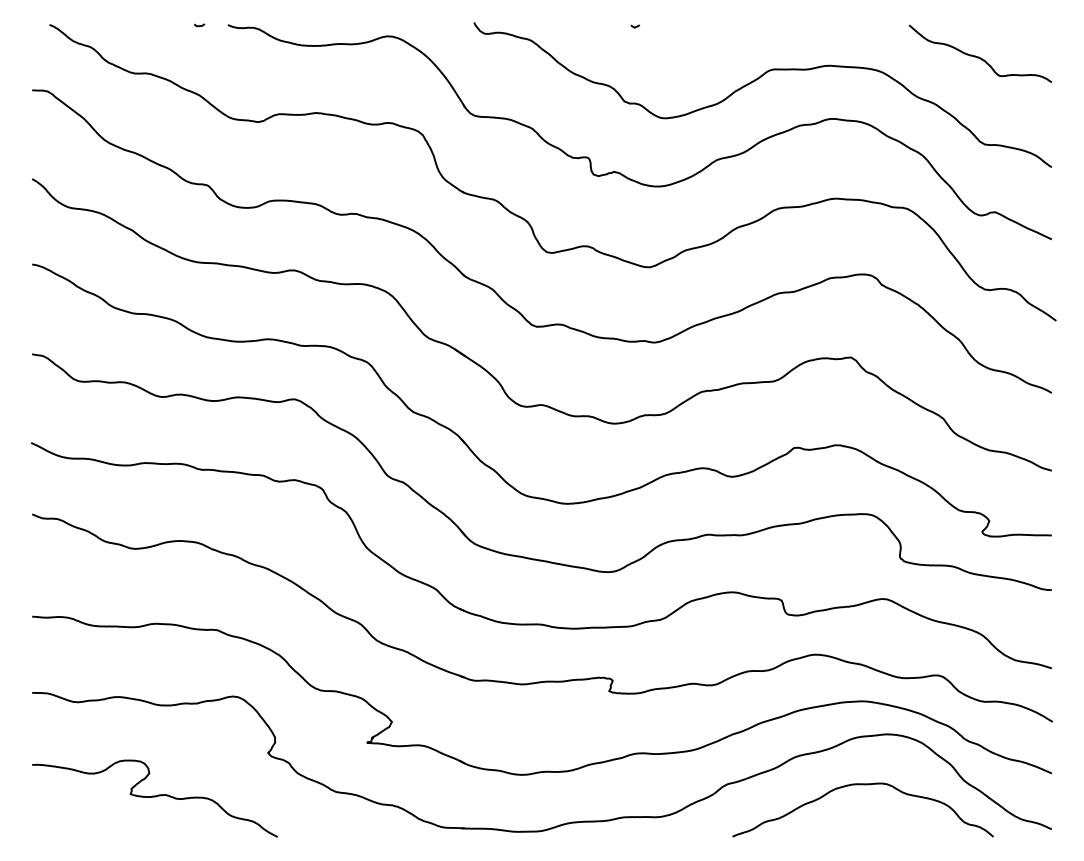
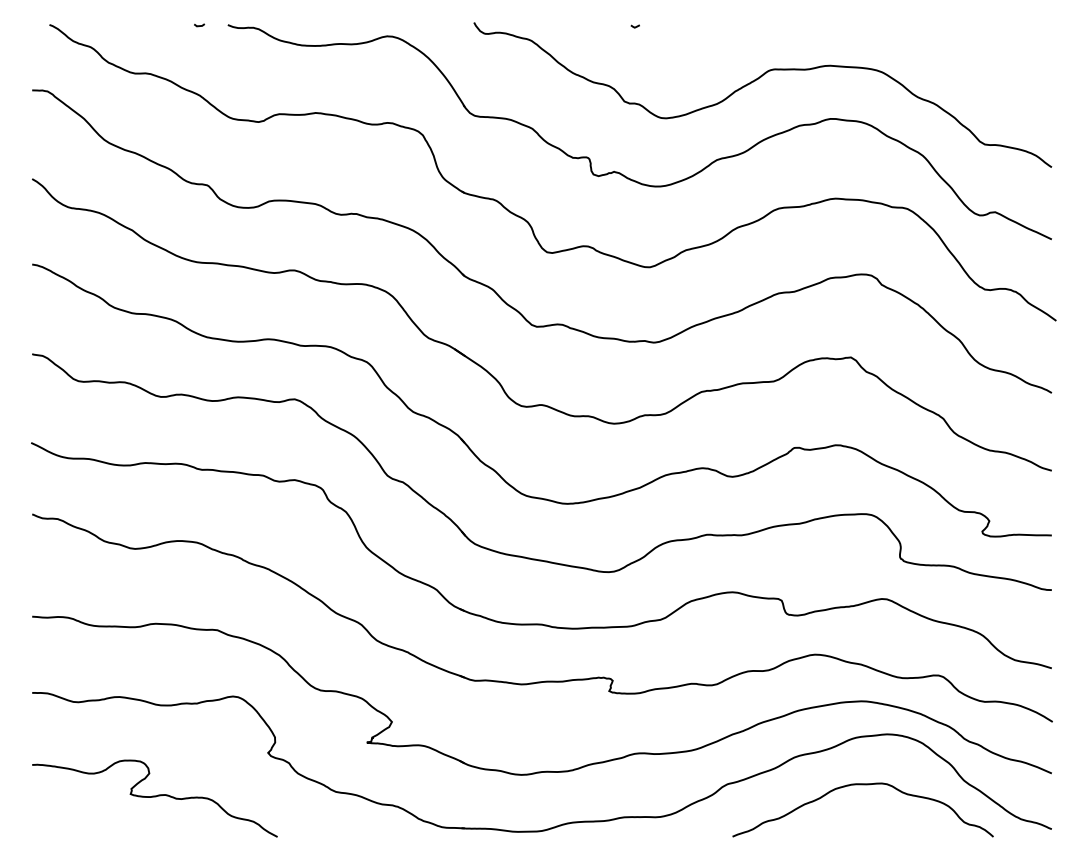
curve: present -> none (978, 56)
